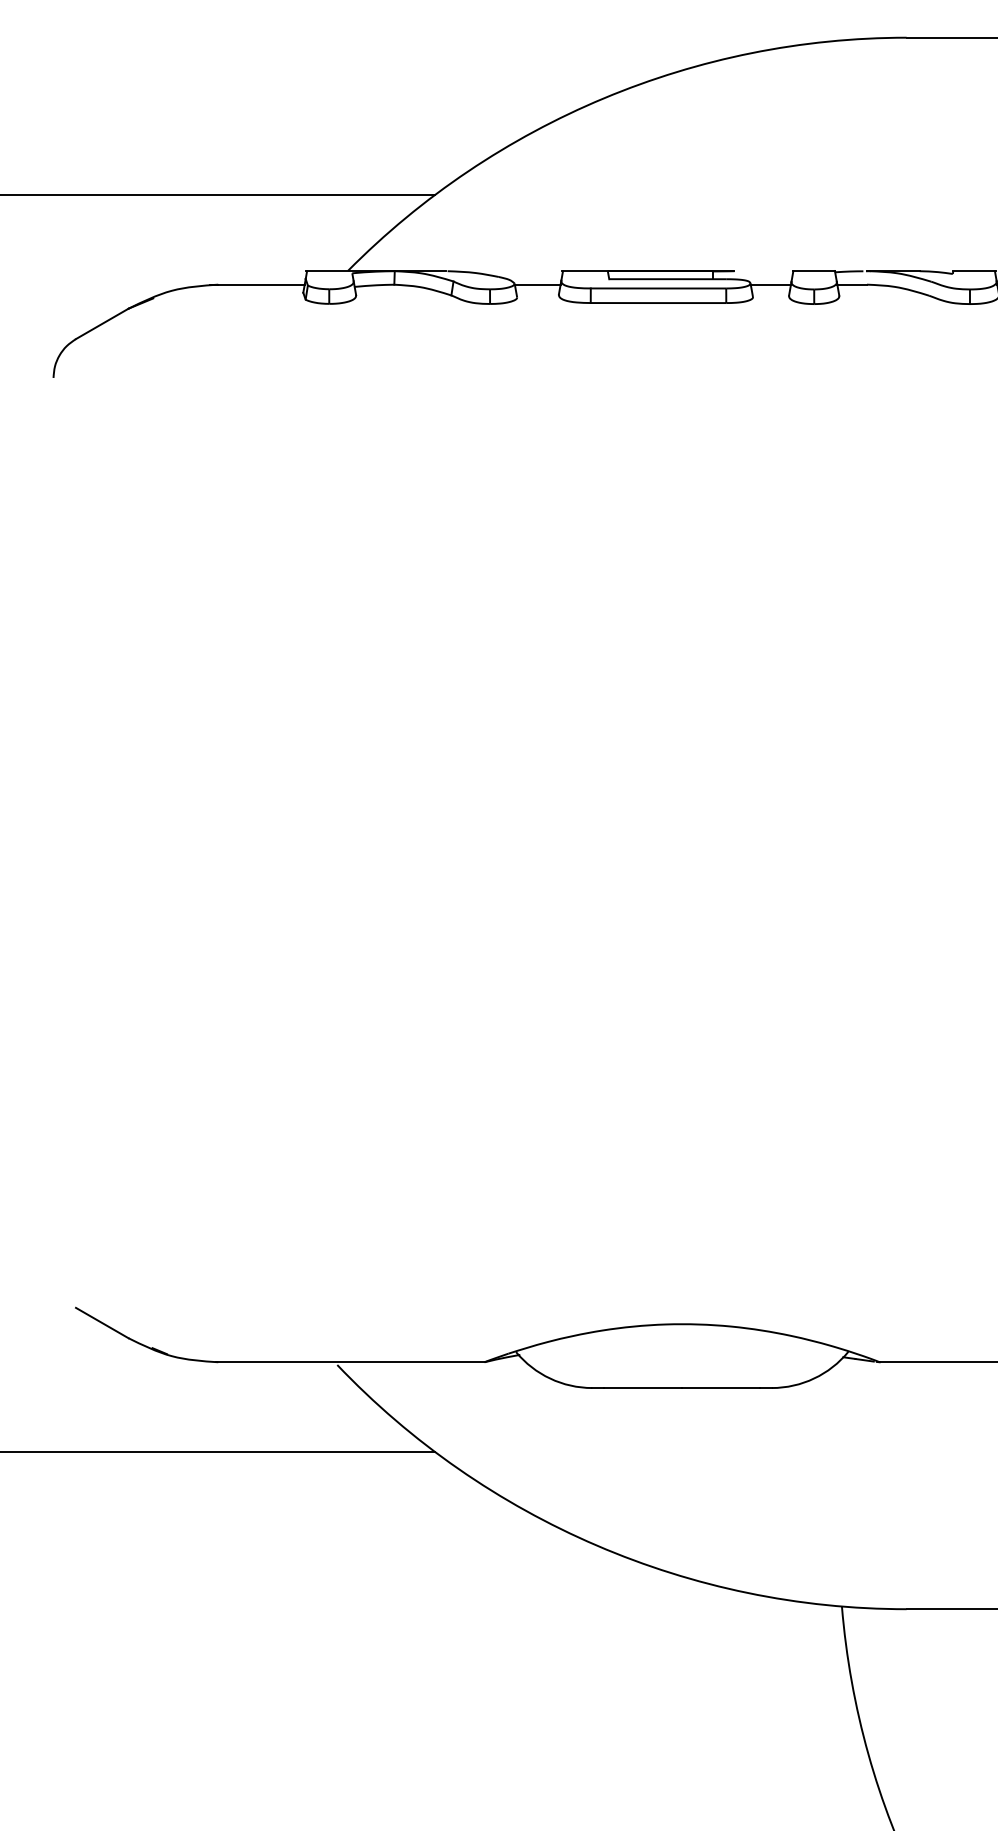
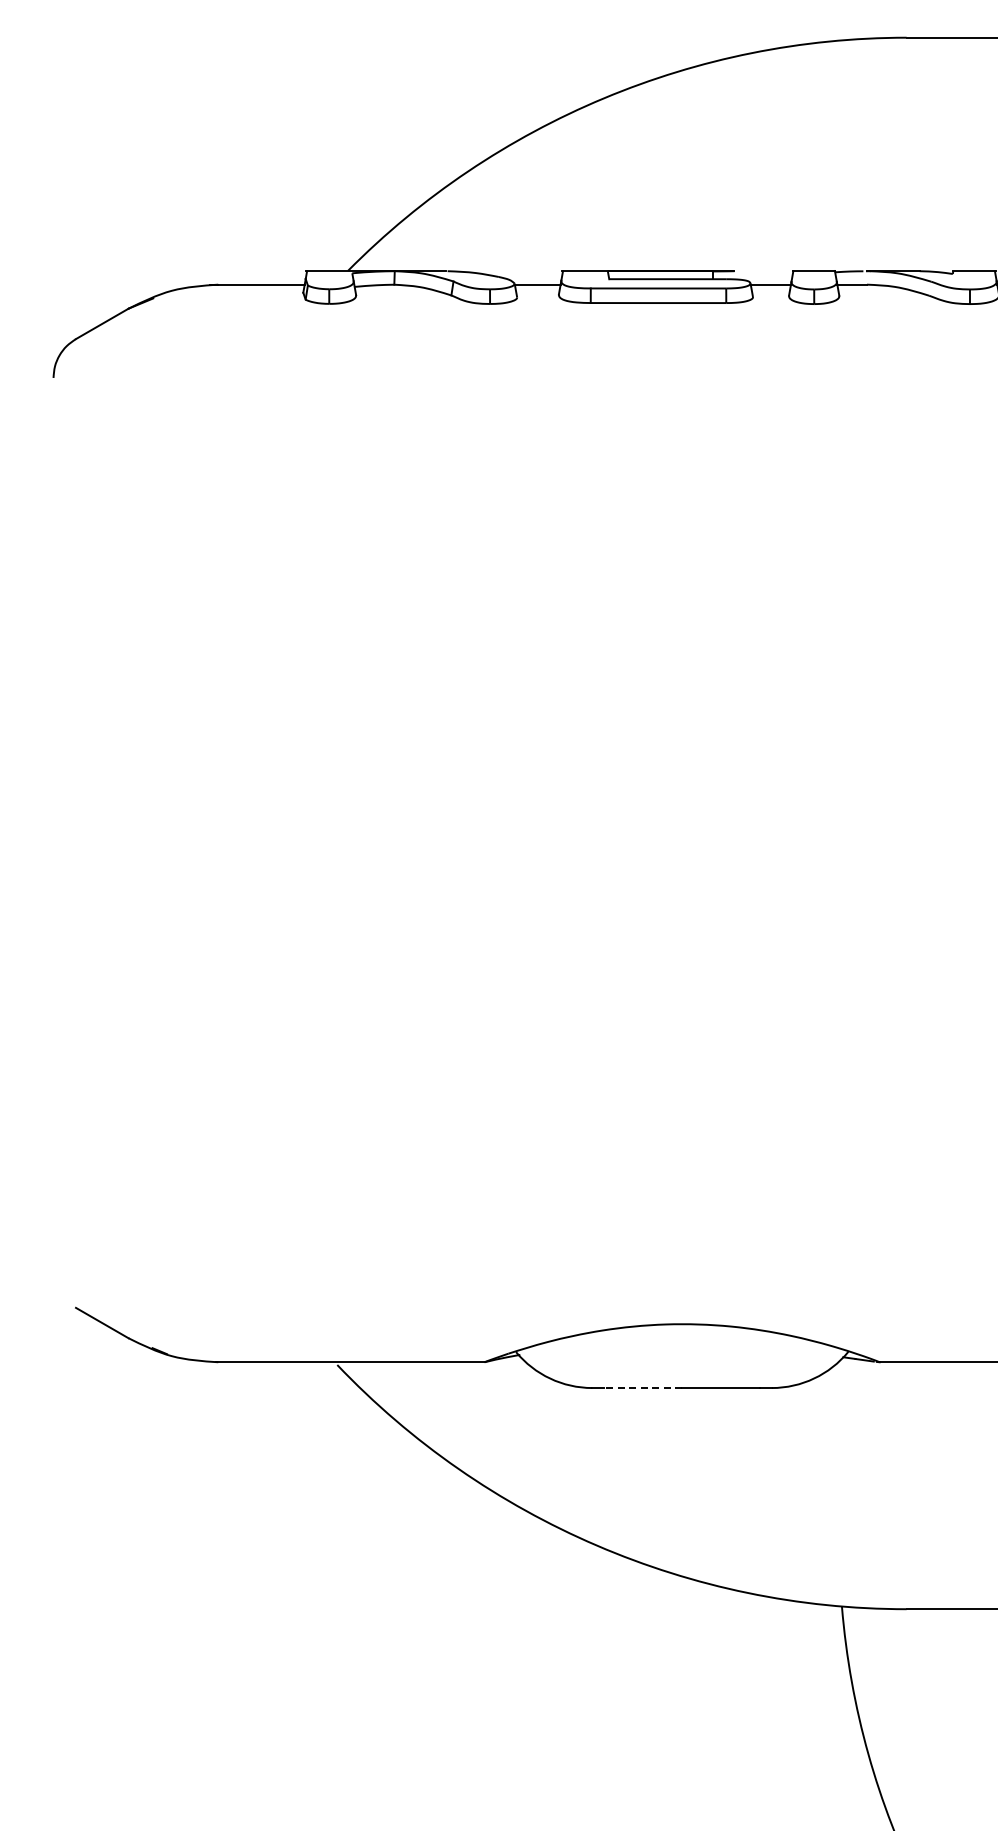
line: present -> none (218, 194)
line: solid -> dashed (643, 1387)
line: present -> none (218, 1452)
